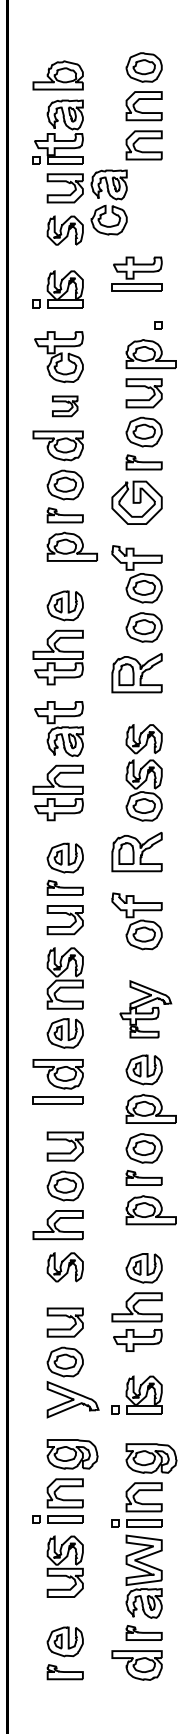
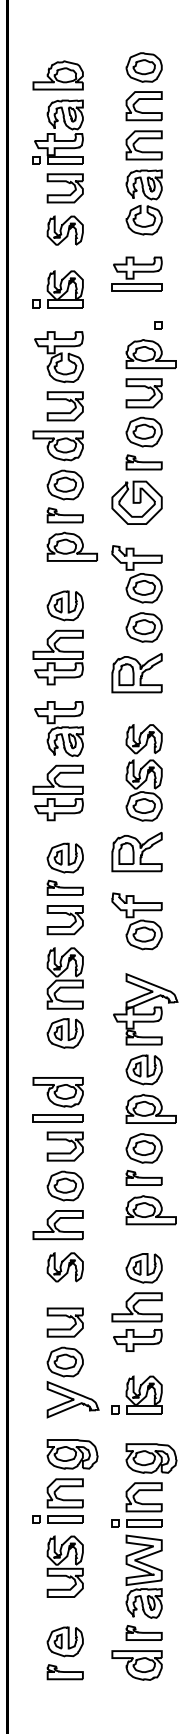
part position: (108, 202) -> (143, 202) (143, 202)
part size: 27x23 px -> 38x31 px (64, 406)
part size: 54x59 px -> 66x73 px (145, 1009)
part position: (57, 1081) -> (57, 1099) (57, 1099)
